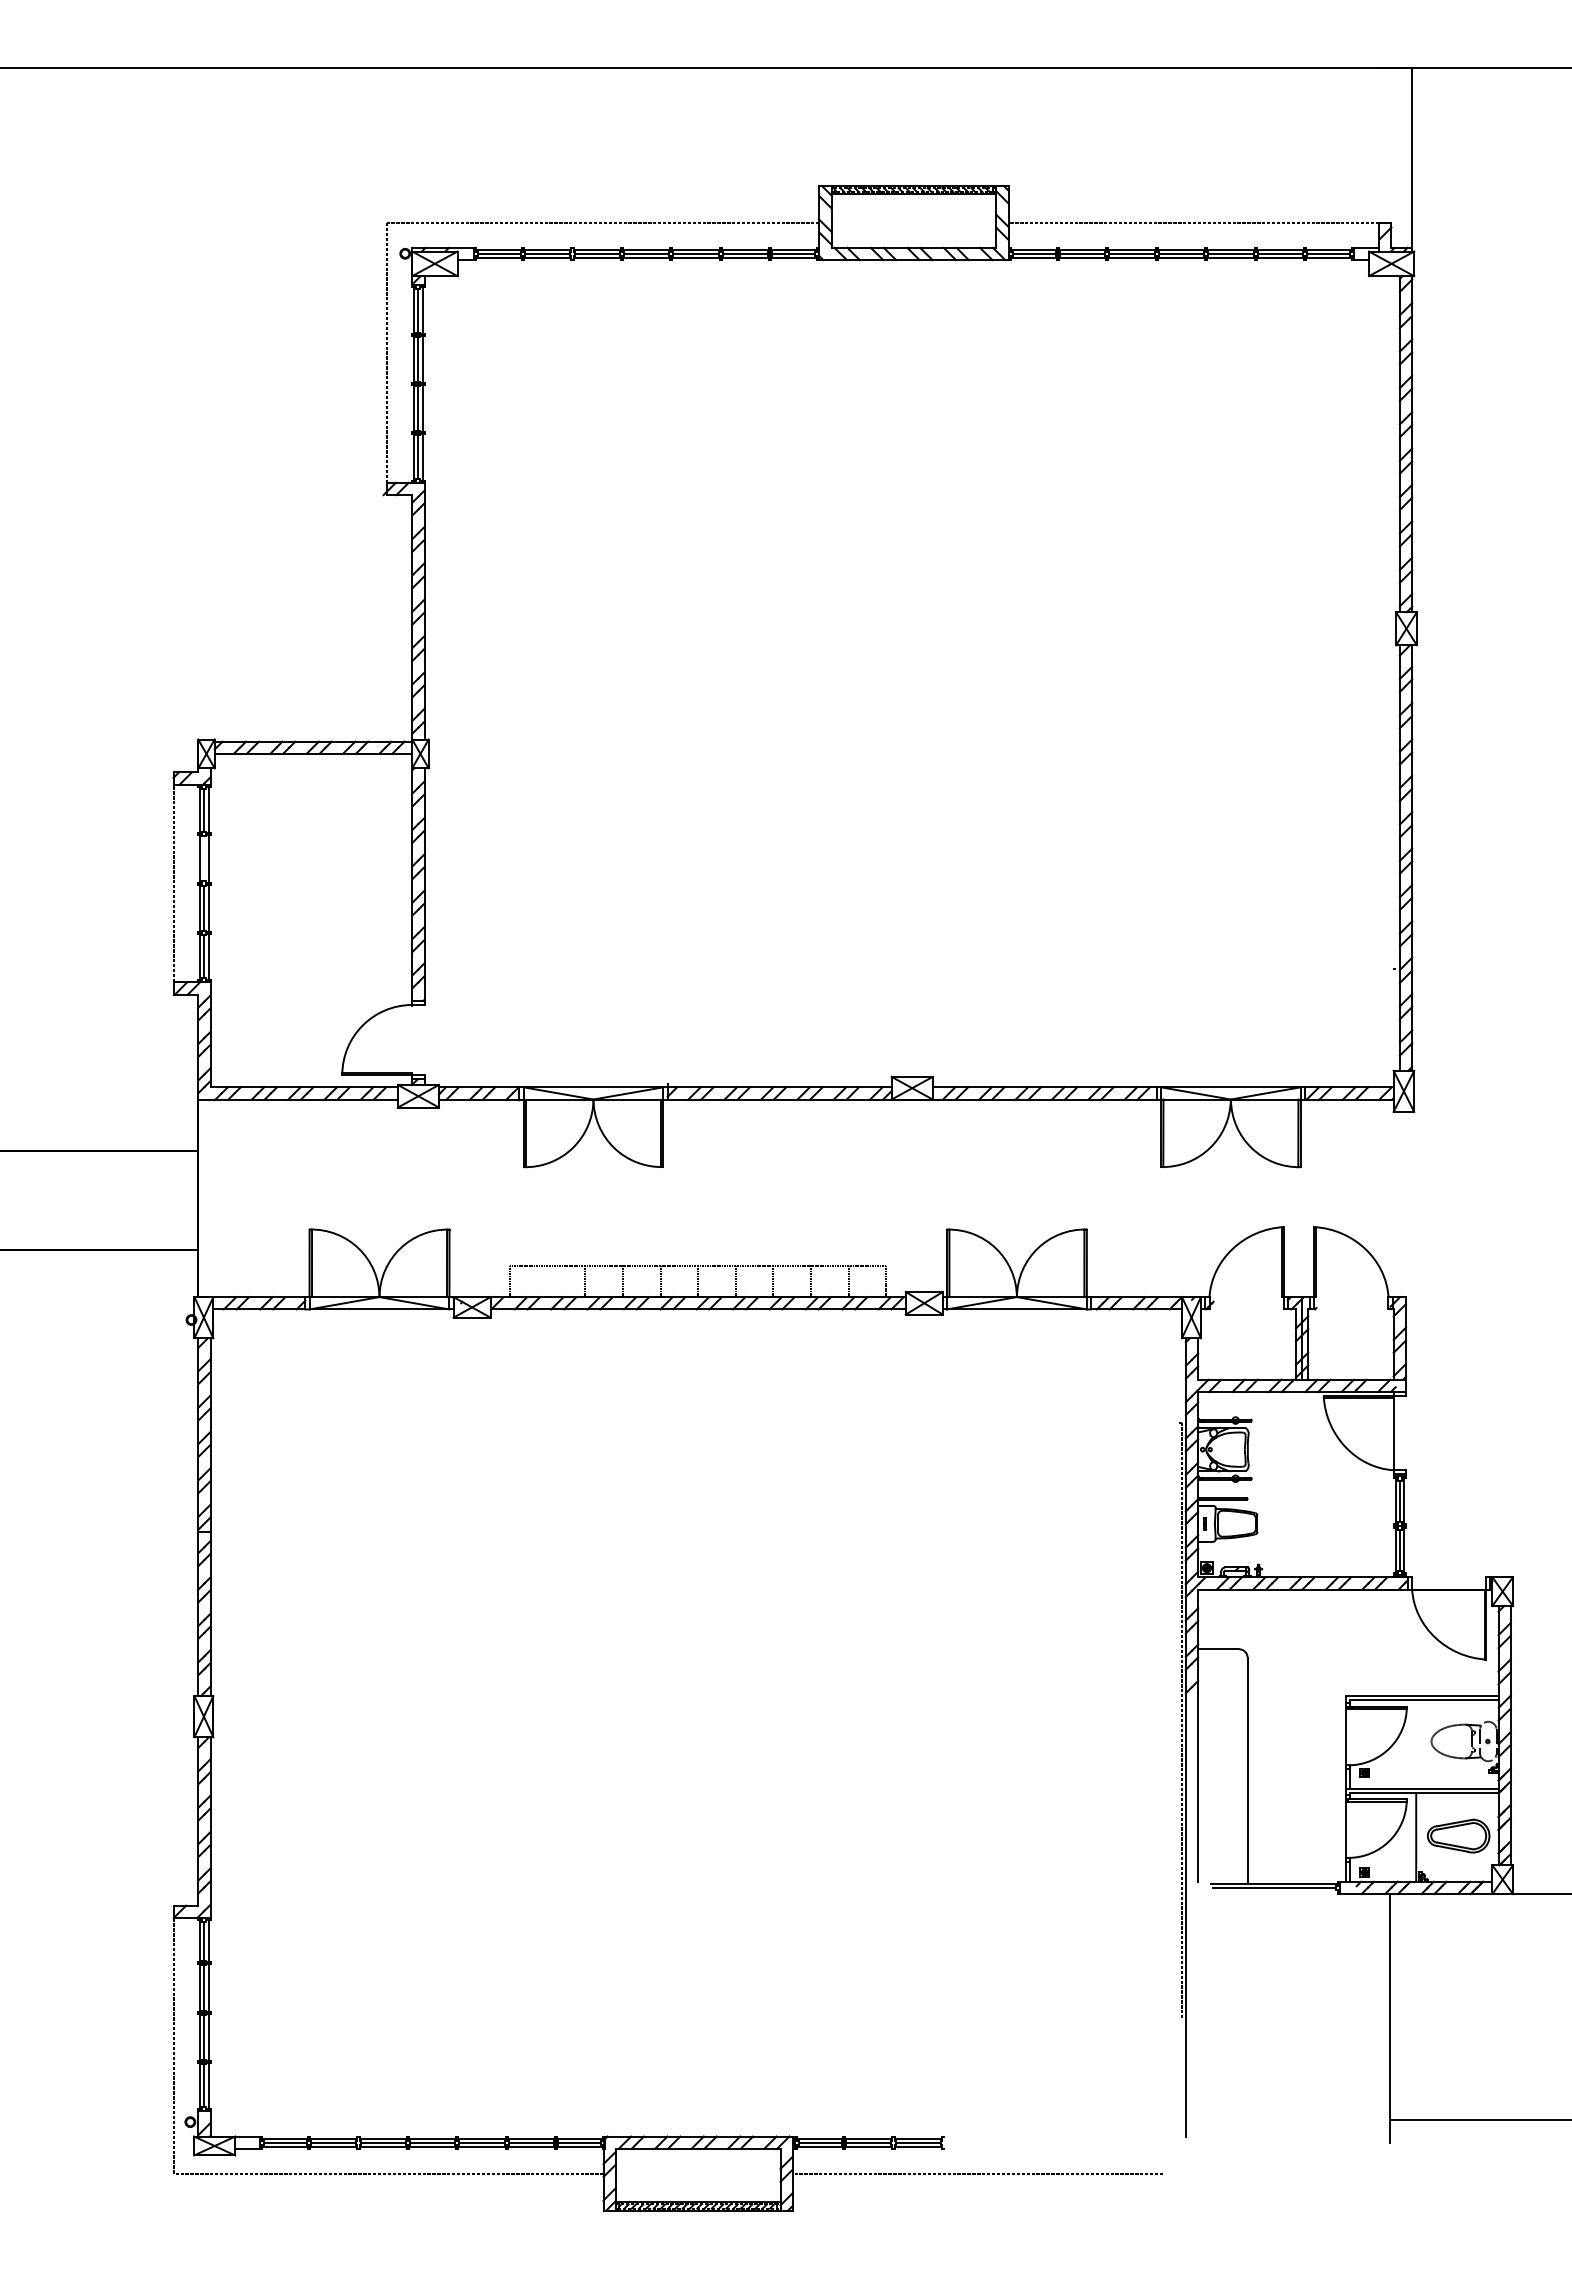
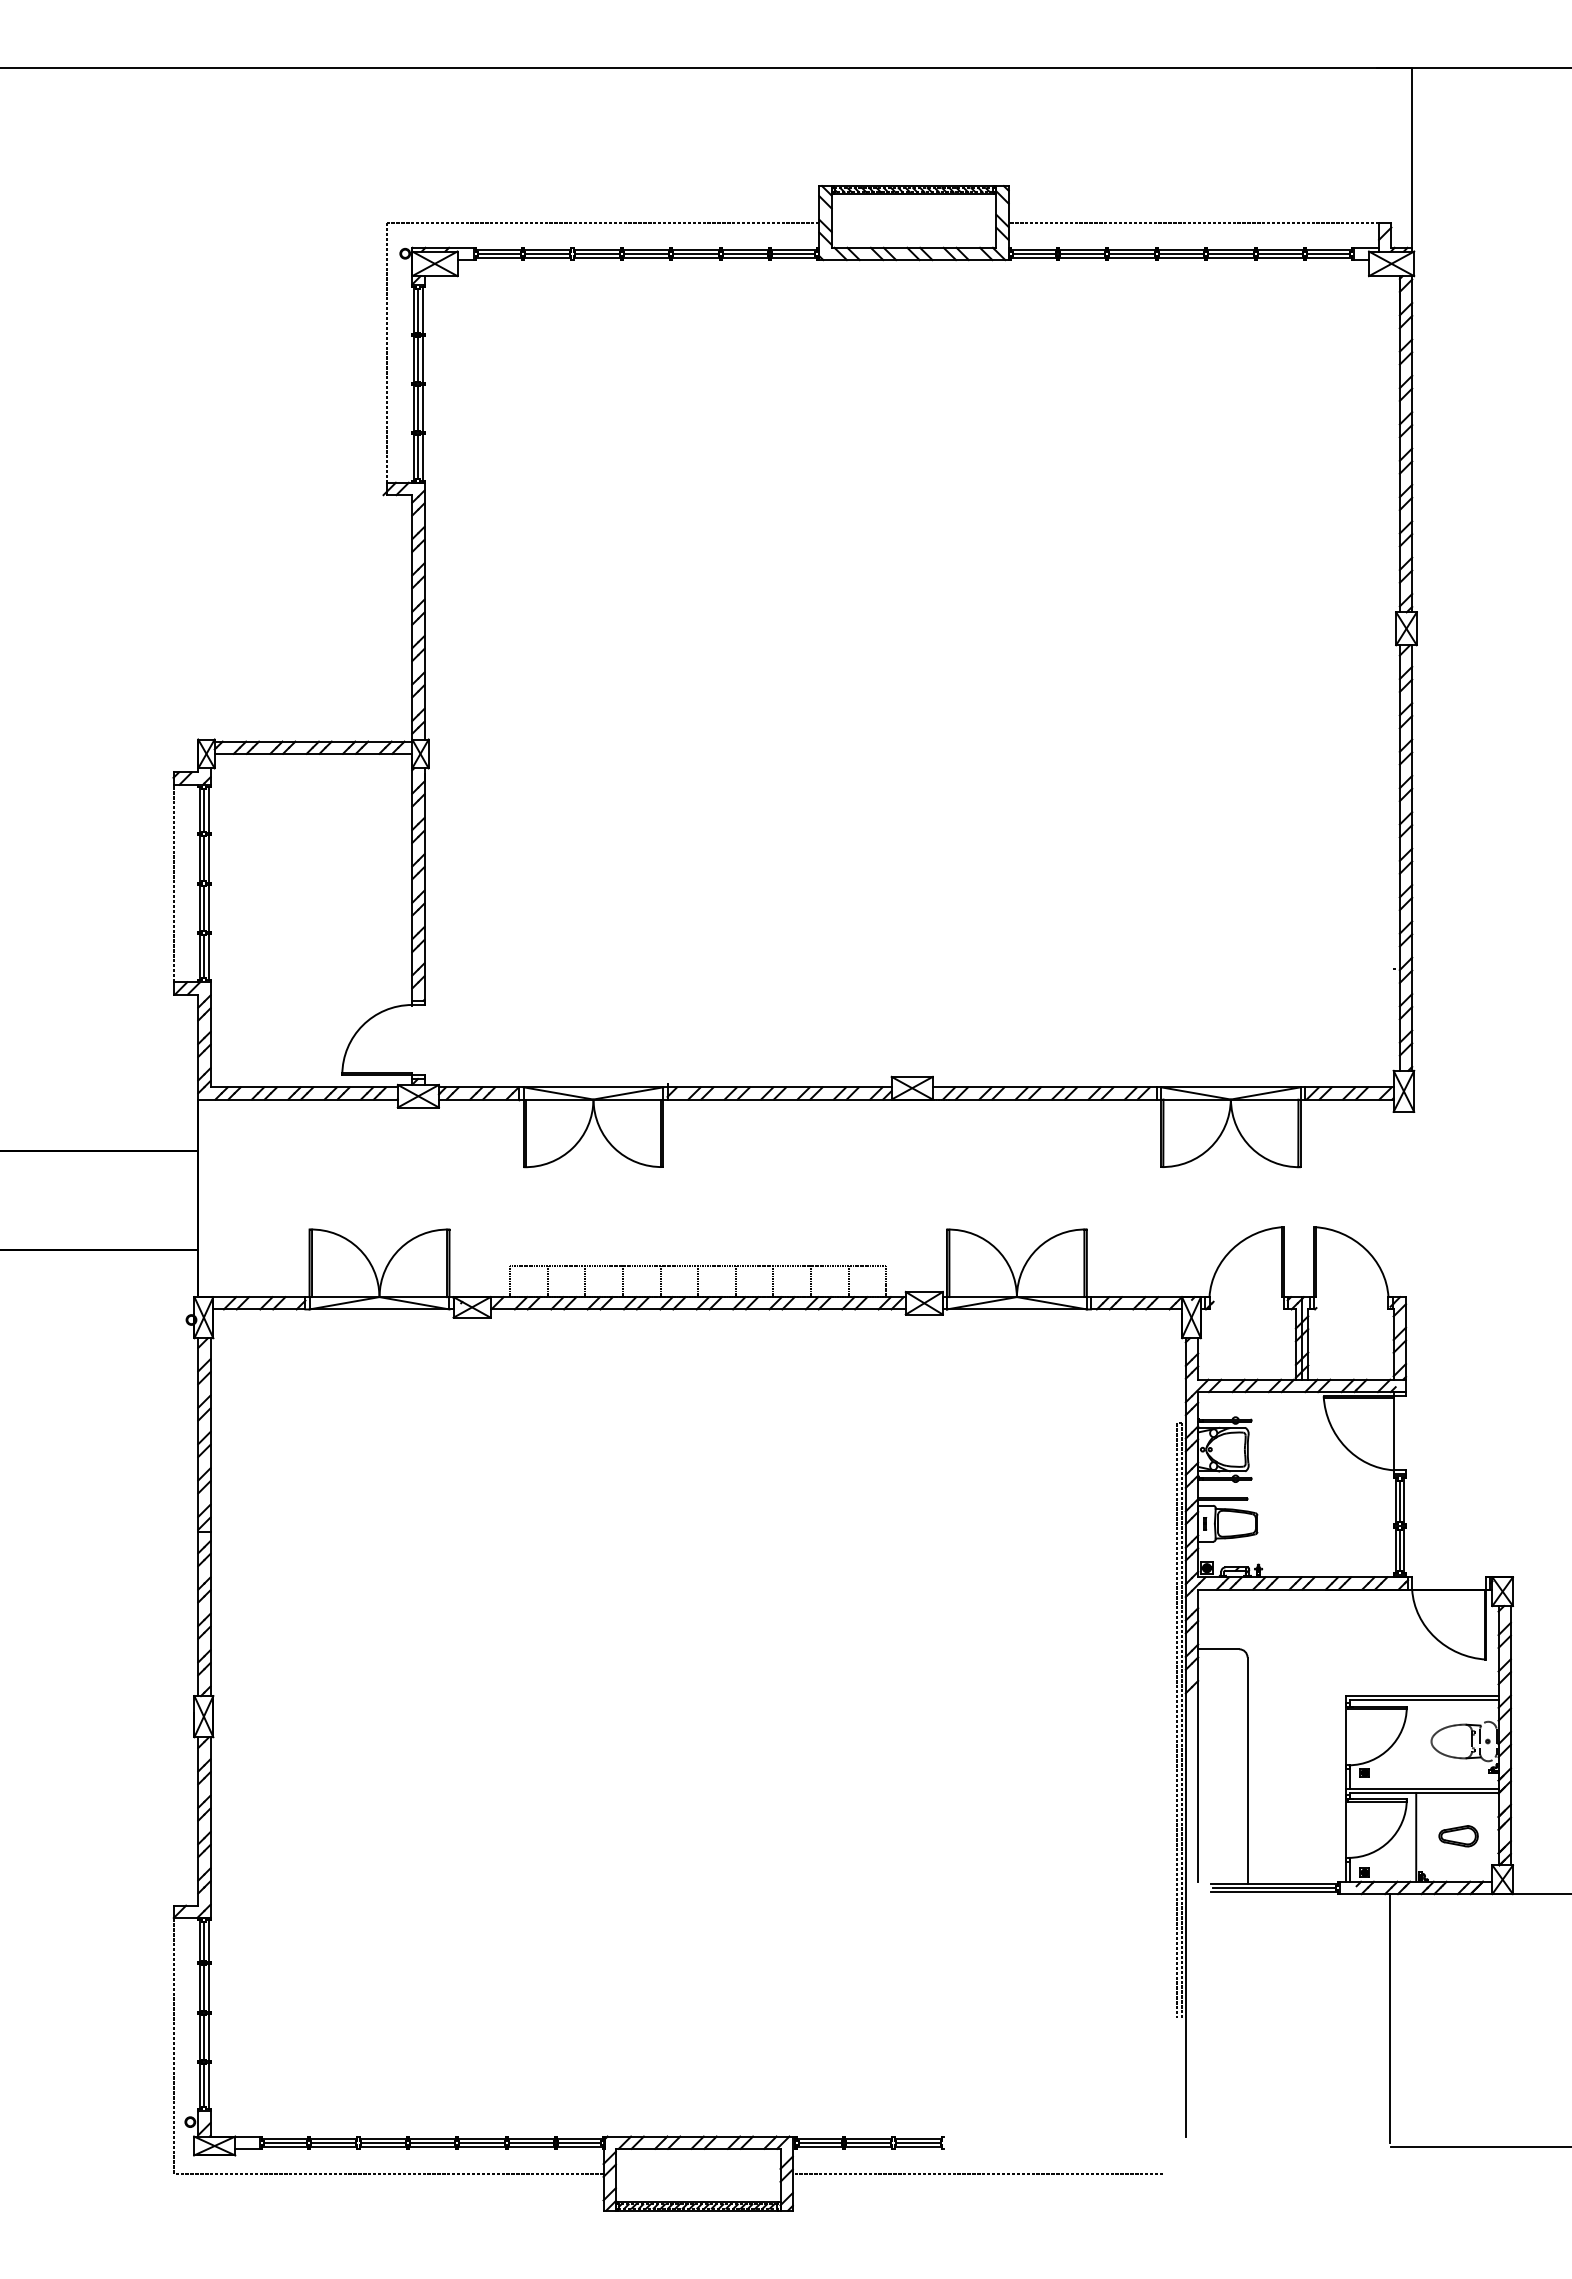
line: none -> present (204, 858)
line: none -> present (547, 1281)
line: none -> present (1177, 1720)
part size: 64x36 px -> 41x23 px (1458, 1836)
line: none -> present (1273, 1892)
line position: (1479, 2119) -> (1479, 2146) (1479, 2146)
